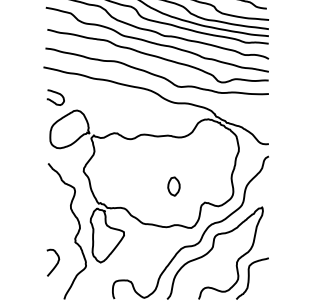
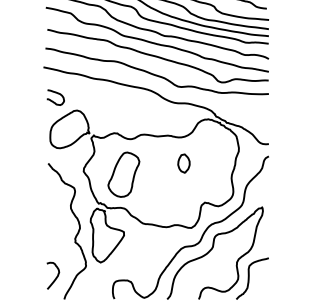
part: none -> present (123, 174)
part position: (173, 186) -> (183, 163) (183, 163)
curve position: (55, 264) -> (55, 277) (55, 277)
